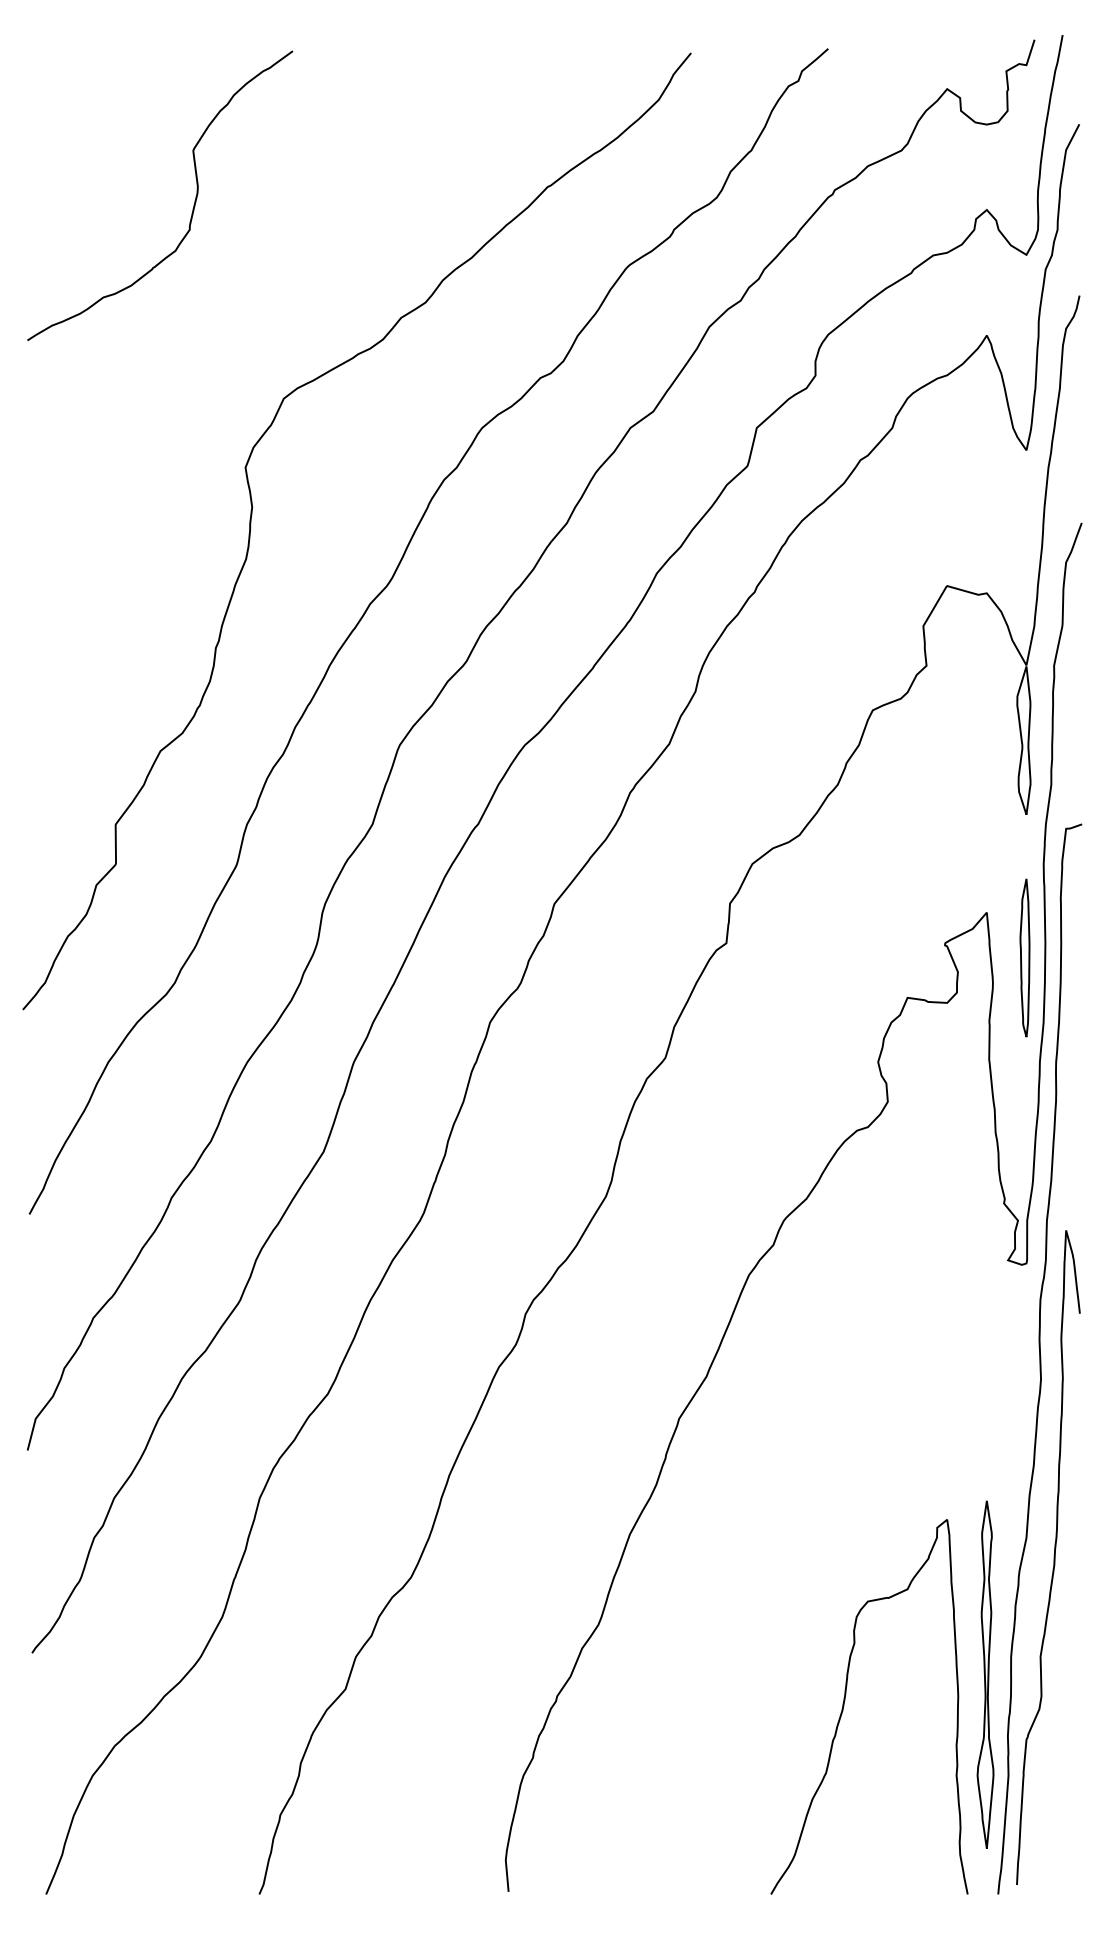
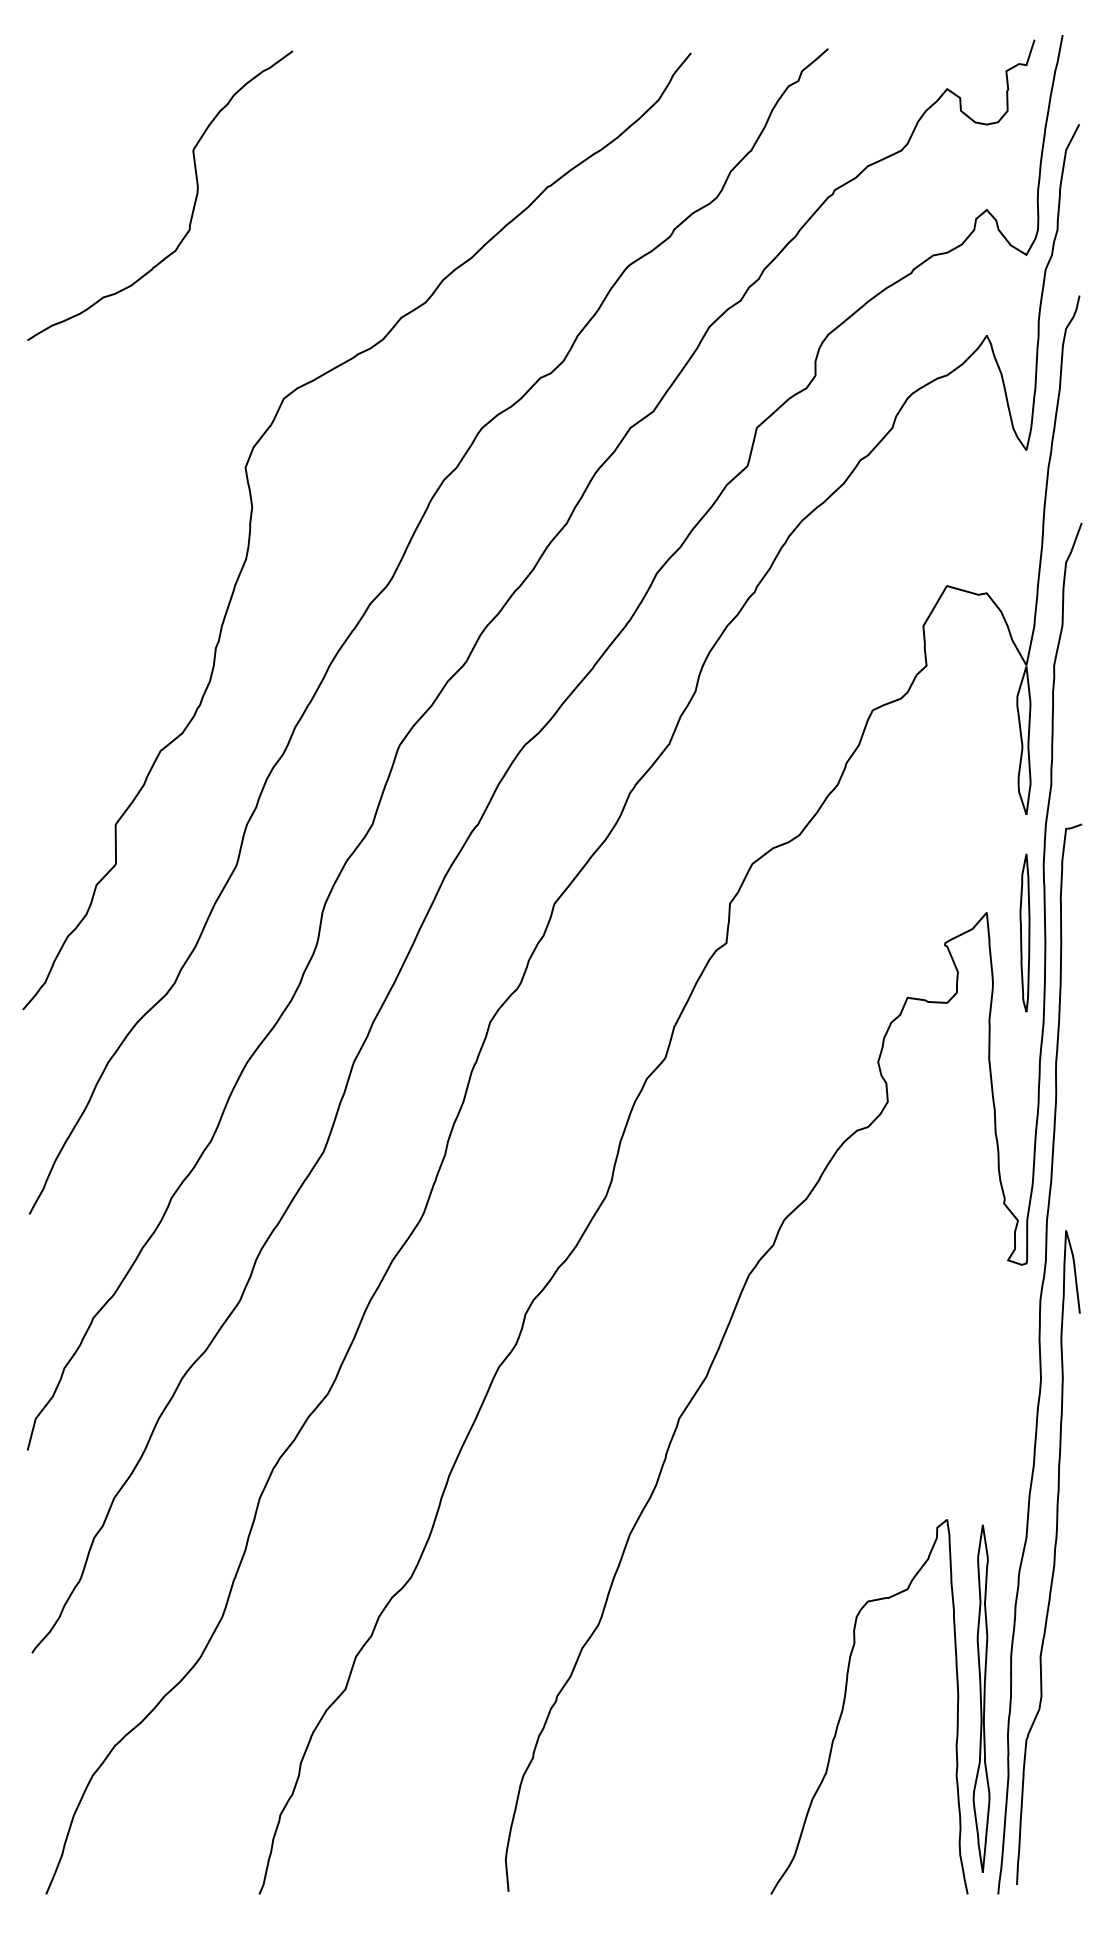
part position: (1024, 957) -> (1024, 932) (1024, 932)
part position: (985, 1674) -> (981, 1698) (981, 1698)
